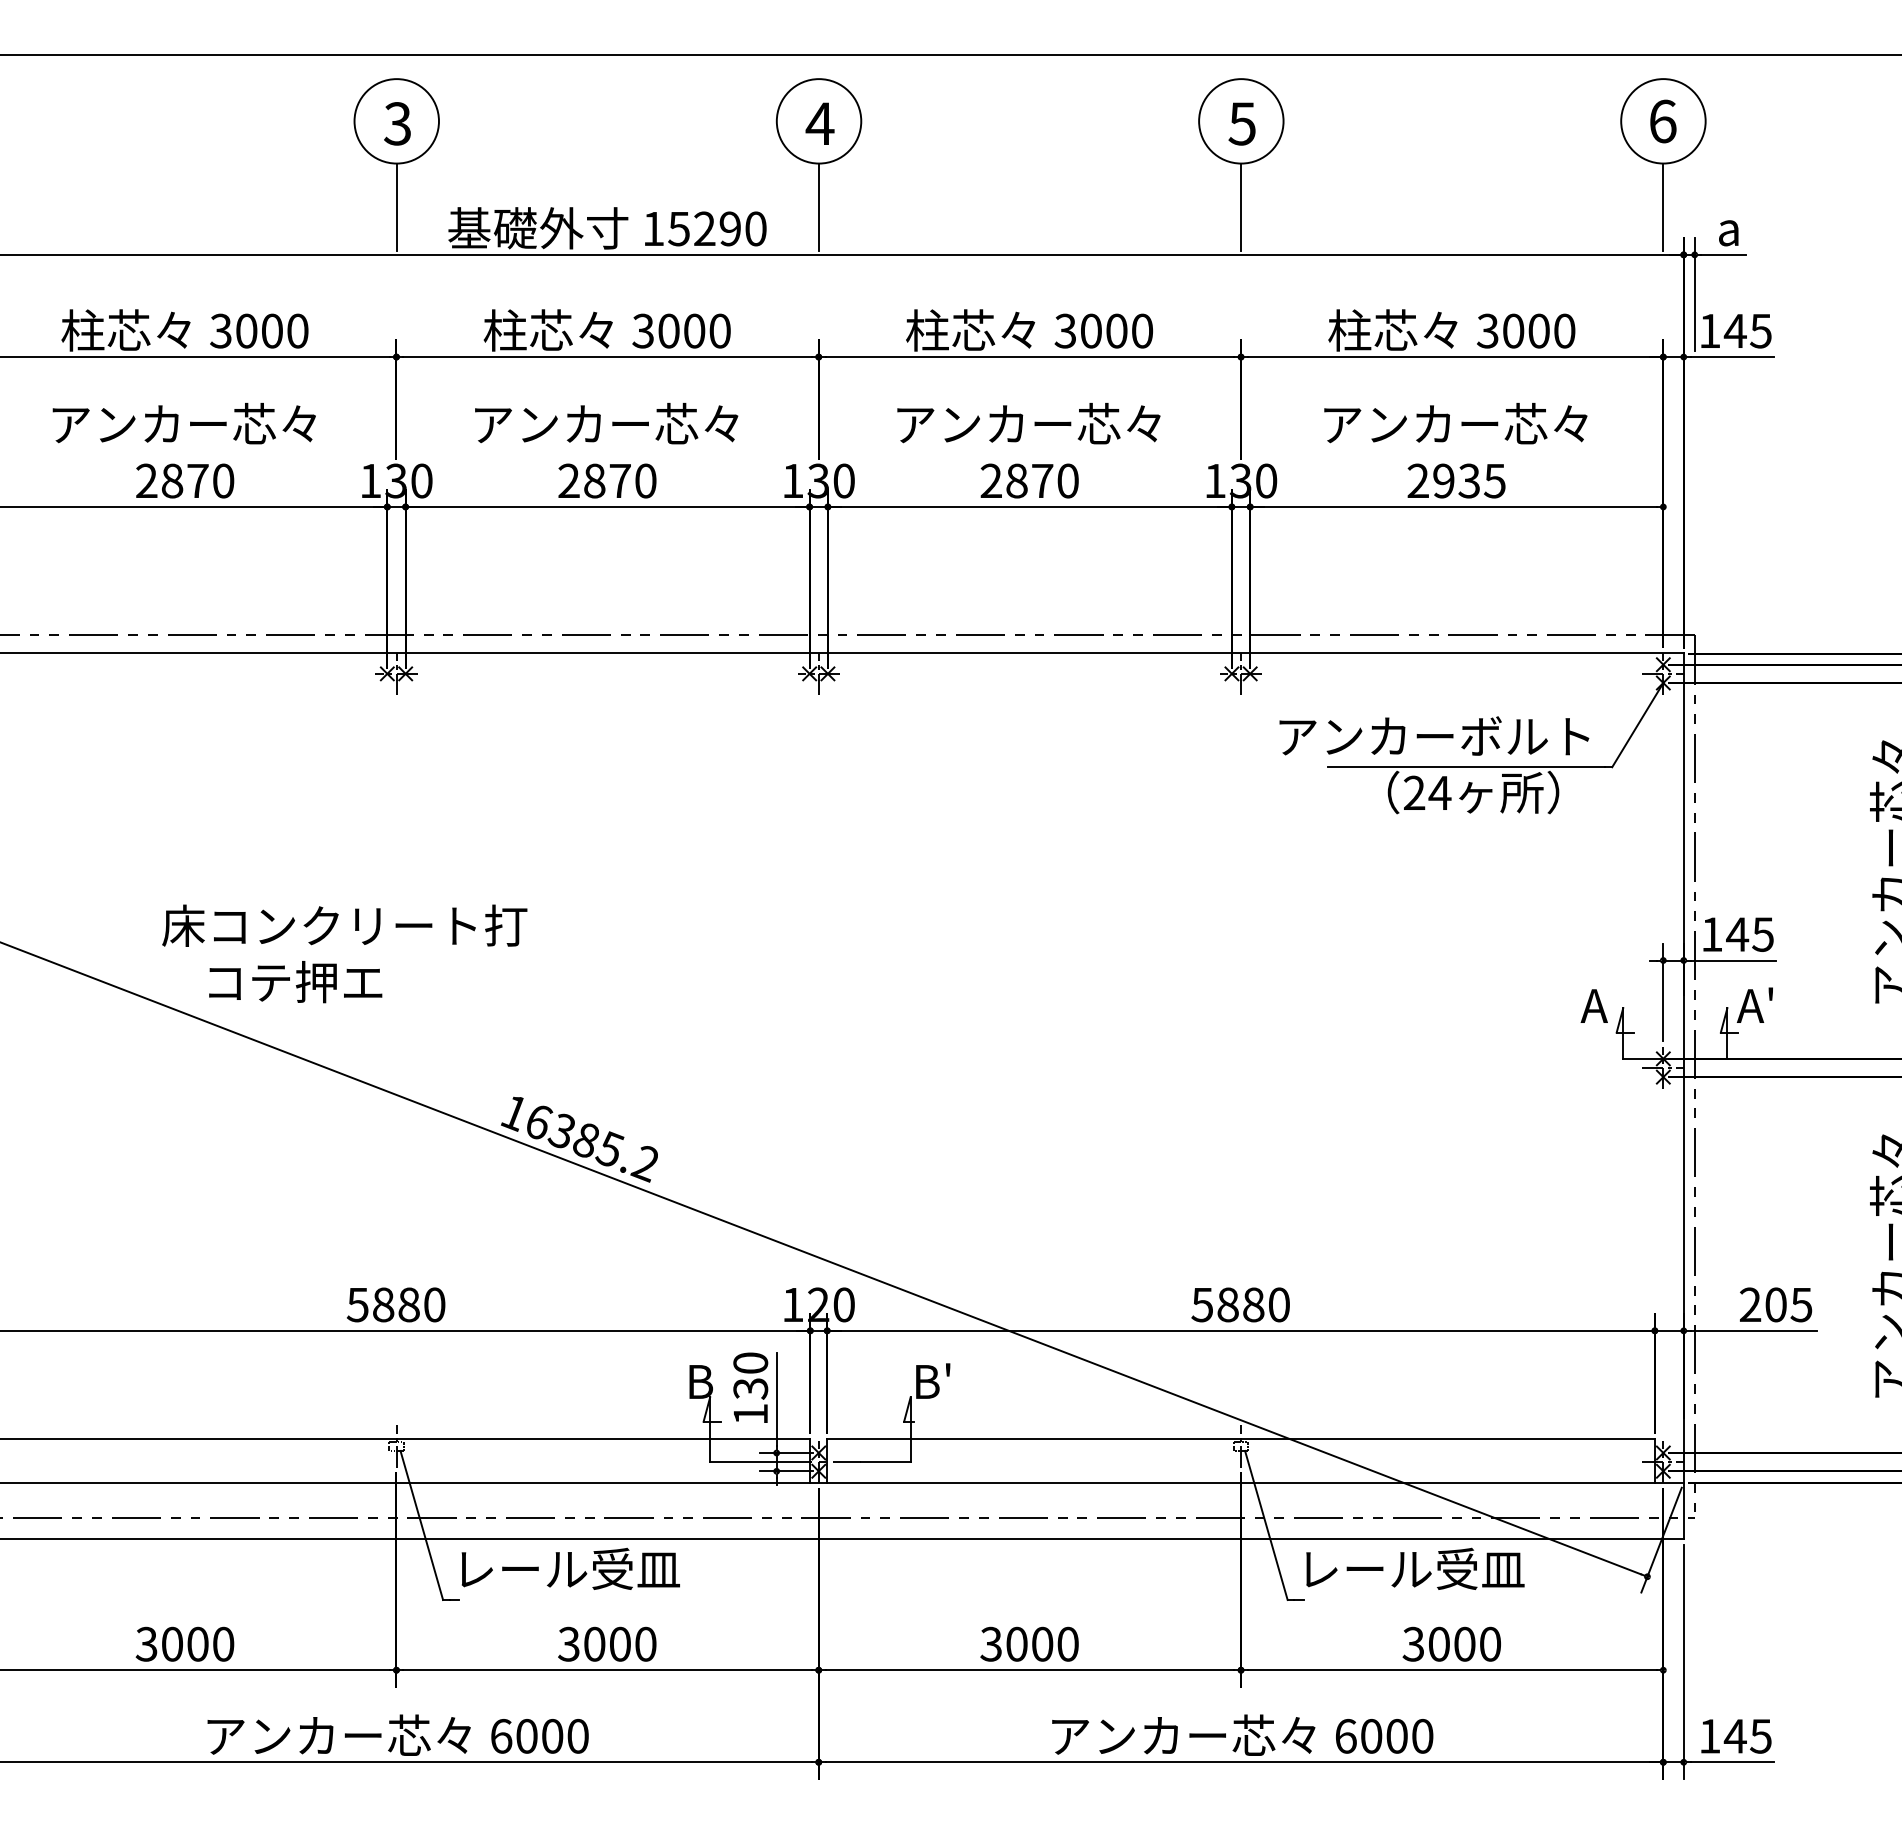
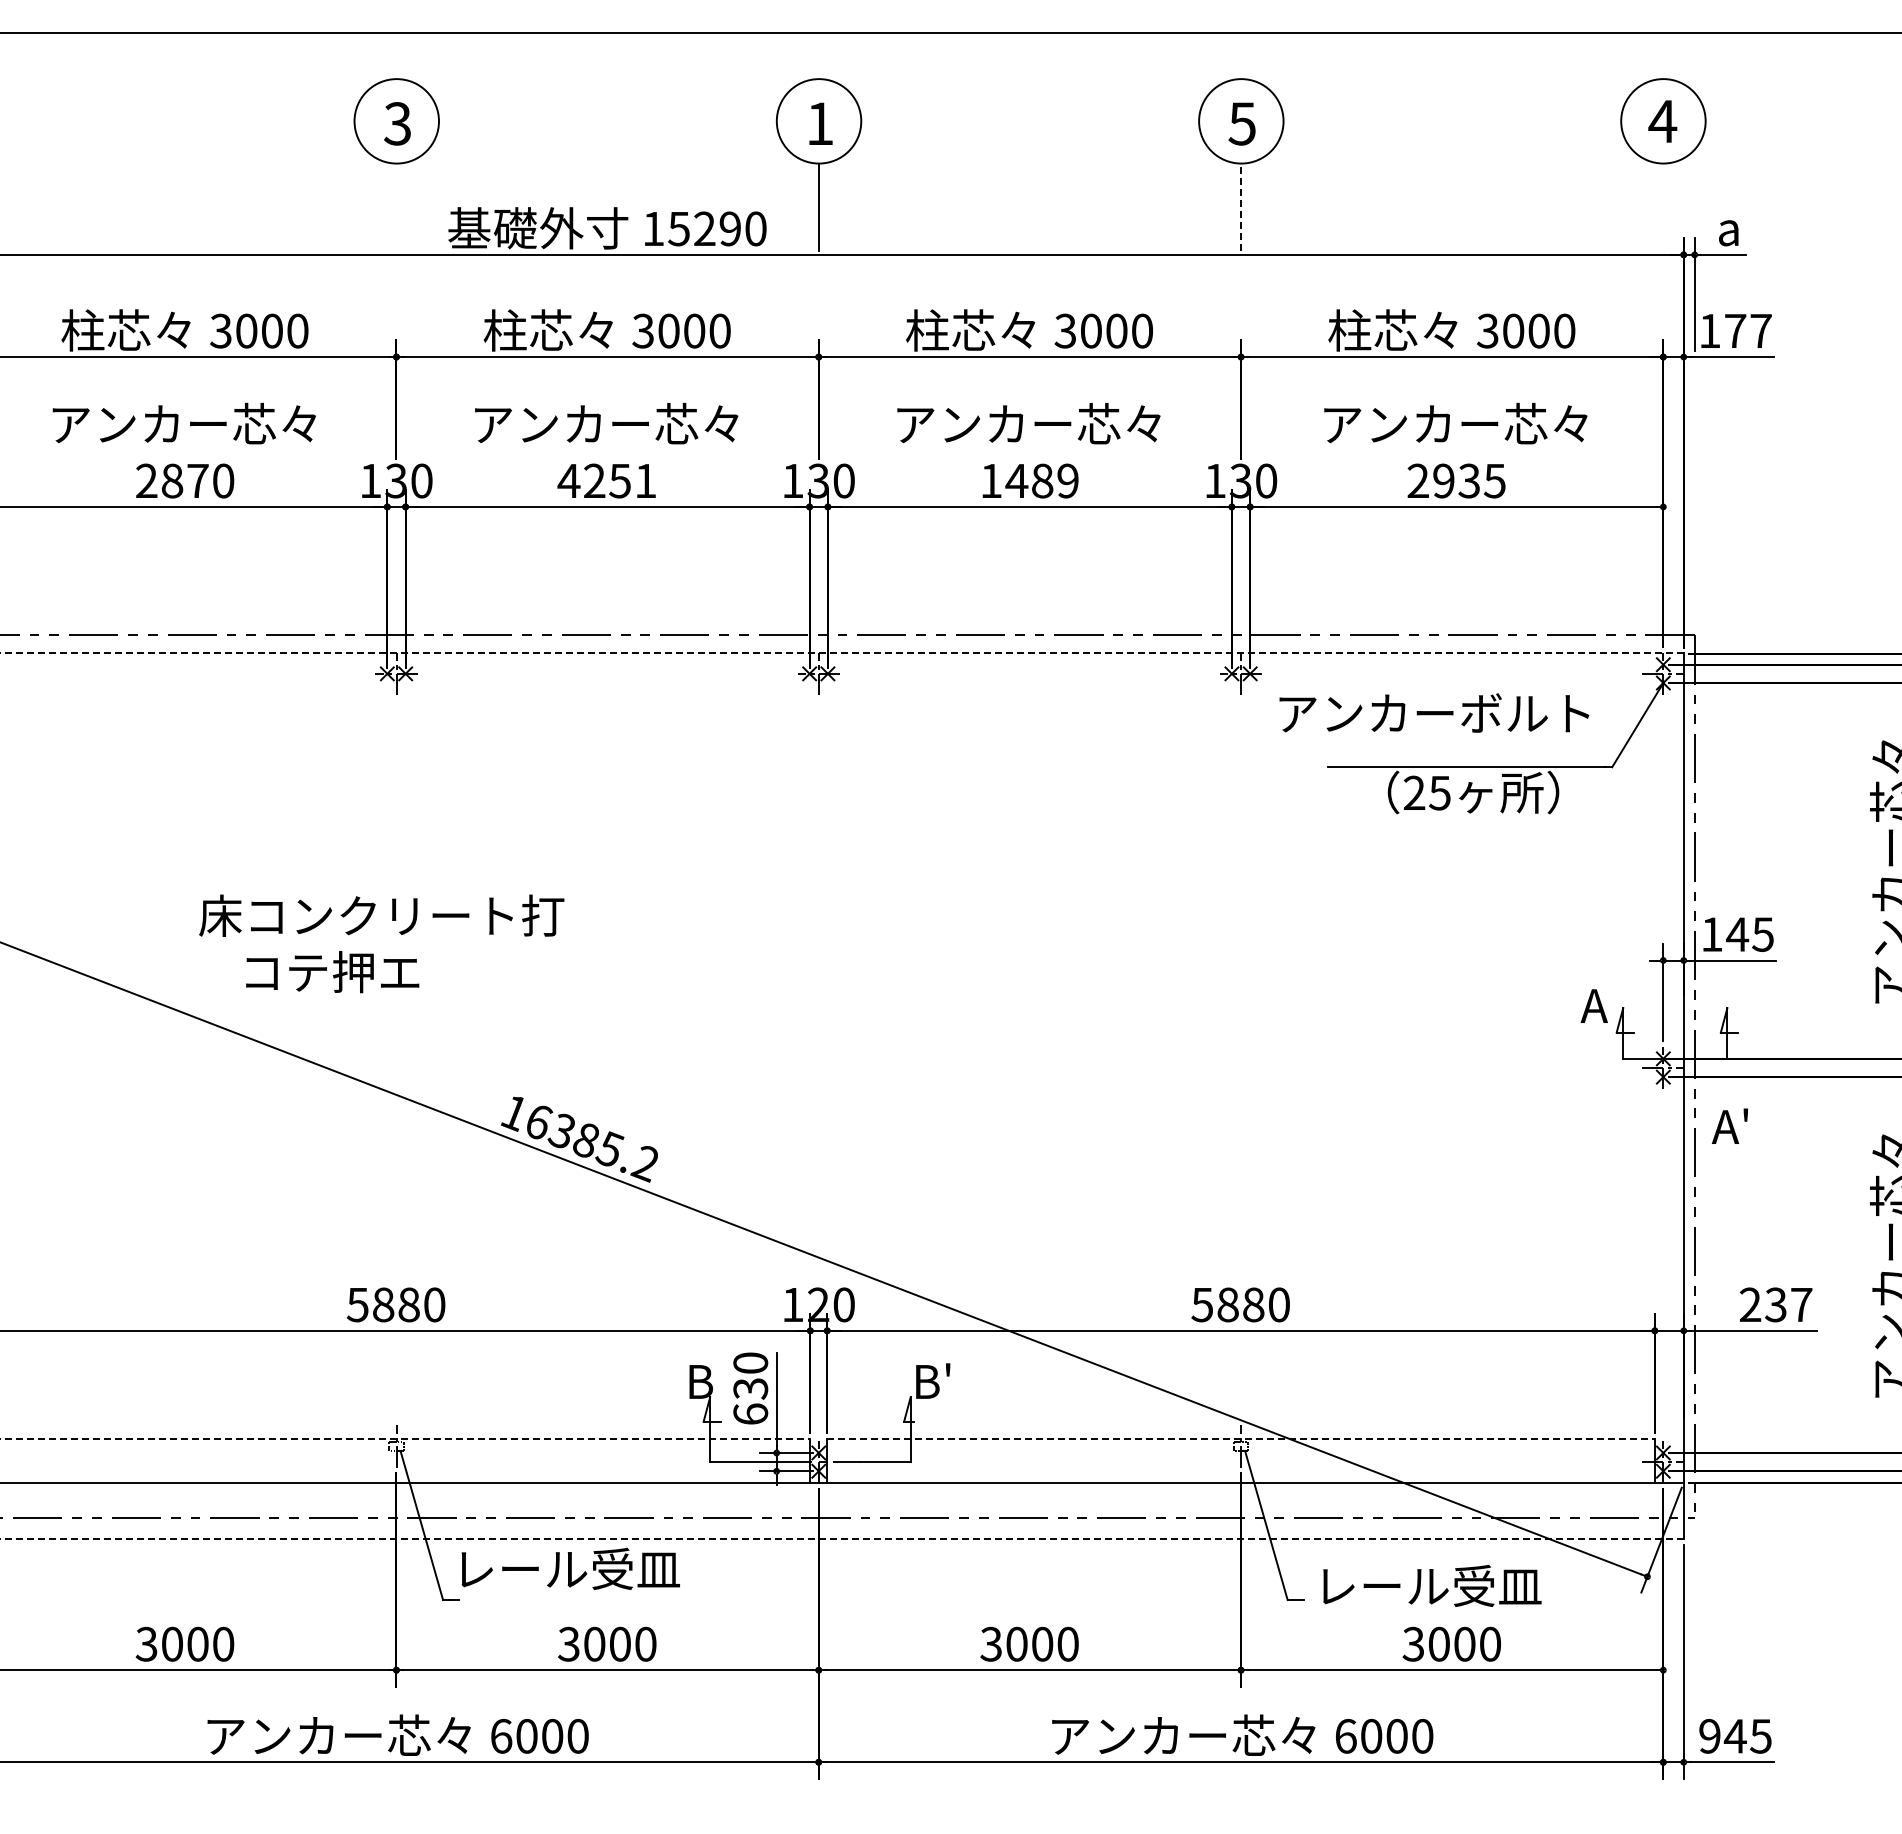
line position: (950, 54) -> (950, 32) (950, 32)
text: 6 -> 4 (1662, 121)
text: 4 -> 1 (819, 123)
line: present -> none (396, 206)
line: solid -> dashed (1241, 207)
line: present -> none (1663, 207)
text: 145 -> 177 (1747, 331)
text: 2870 -> 4251 (606, 480)
text: 2870 -> 1489 (1029, 480)
line: solid -> dashed (842, 653)
text position: (1434, 735) -> (1434, 712) (1434, 712)
text: 24 -> 25 (1439, 793)
text position: (344, 953) -> (381, 943) (381, 943)
text position: (1754, 1004) -> (1729, 1125) (1729, 1125)
text: 205 -> 237 (1788, 1304)
text: 130 -> 630 (750, 1413)
line: solid -> dashed (405, 1438)
line: solid -> dashed (1241, 1438)
line: solid -> dashed (842, 1538)
text position: (1415, 1568) -> (1432, 1585) (1432, 1585)
text: 145 -> 945 (1709, 1736)
